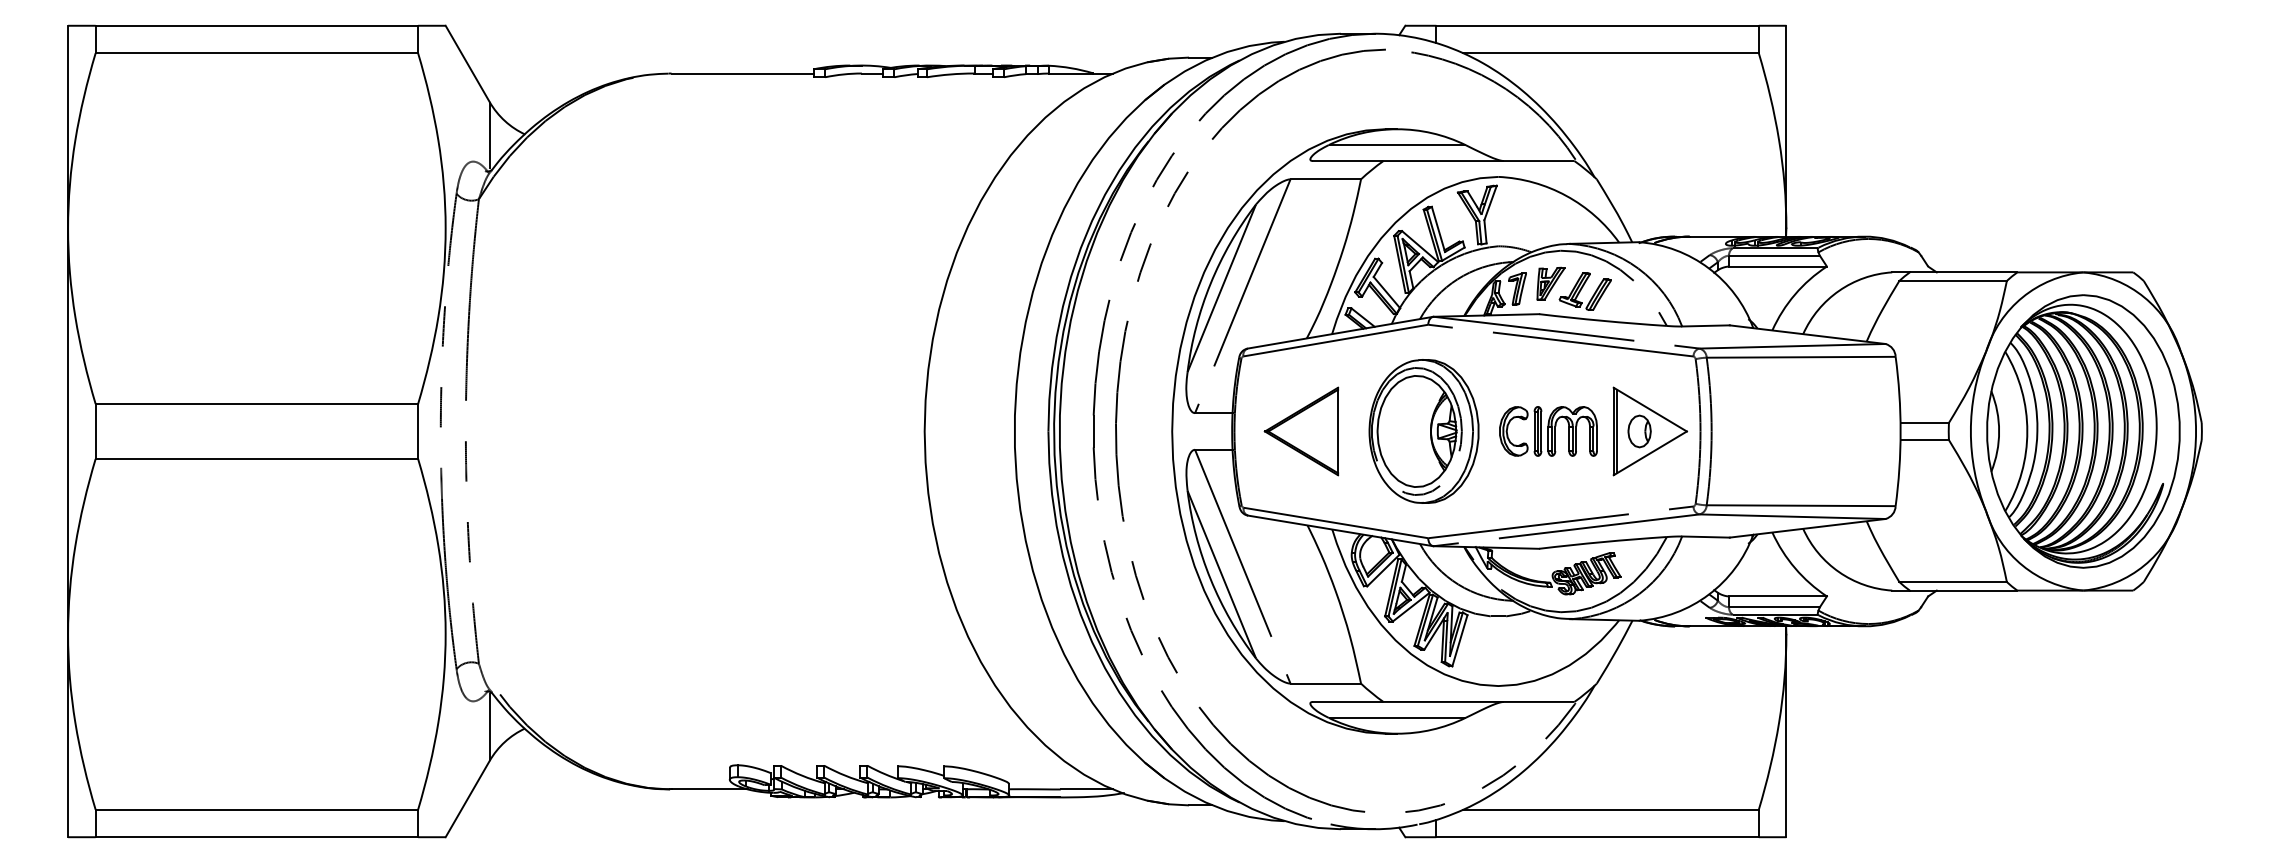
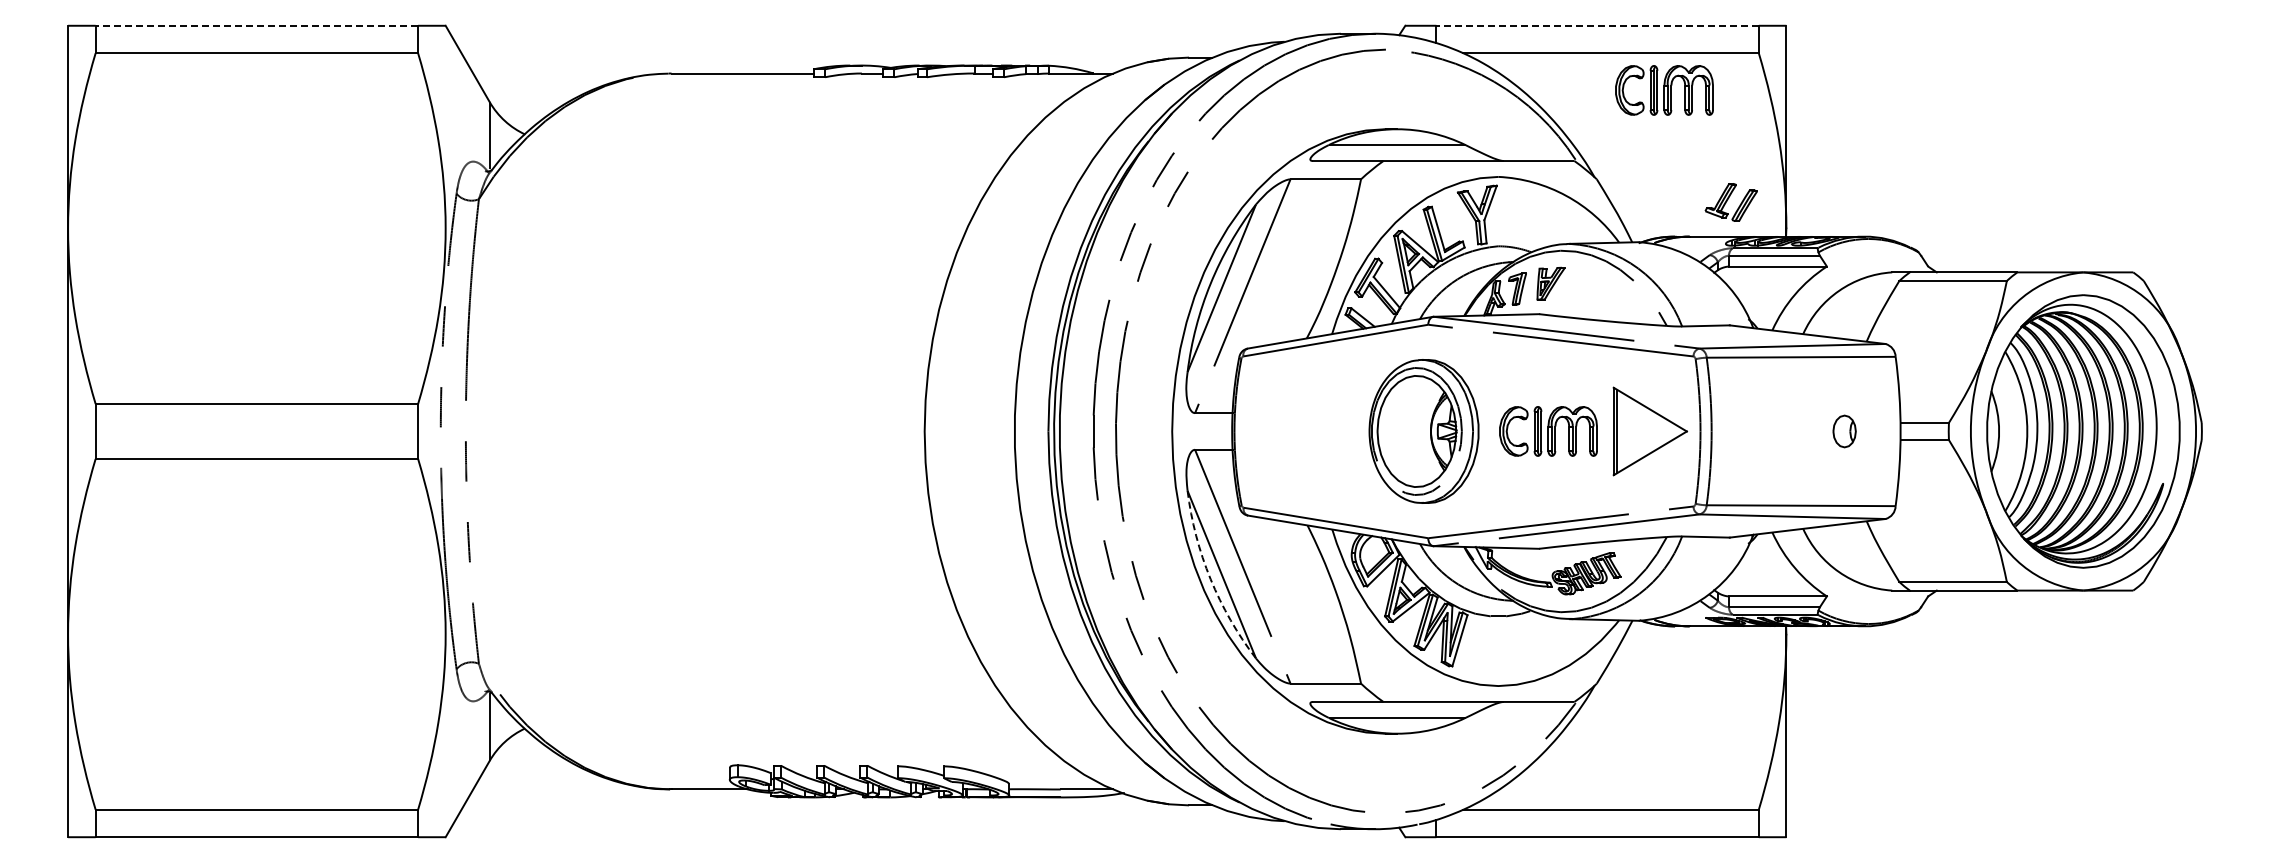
line: solid -> dashed (256, 25)
line: solid -> dashed (1597, 25)
part: none -> present (1664, 90)
part position: (1584, 291) -> (1730, 202) (1730, 202)
part: present -> none (1301, 431)
part position: (1639, 431) -> (1844, 431) (1844, 431)
arc: solid -> dashed (1210, 579)
